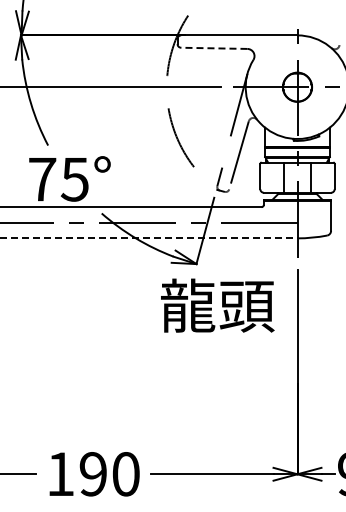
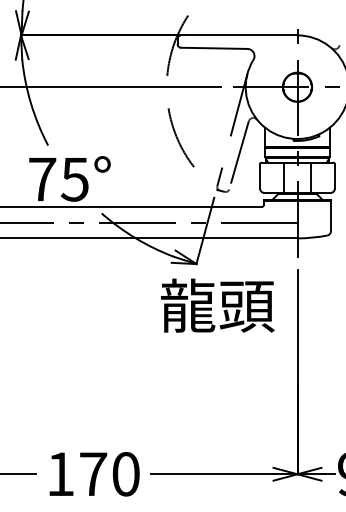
line: dashed -> solid (213, 48)
line: dashed -> solid (148, 238)
text: 190 -> 170 (93, 474)
